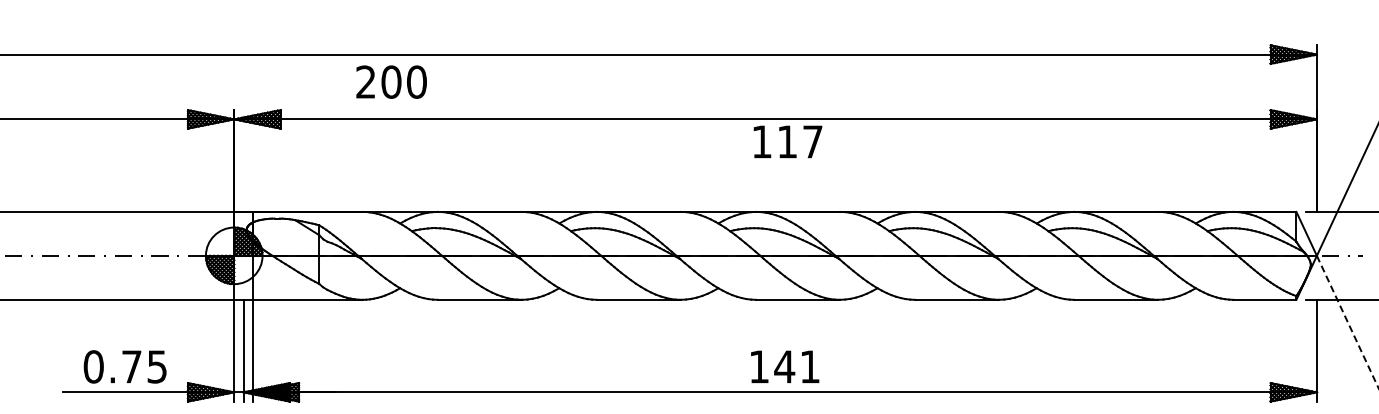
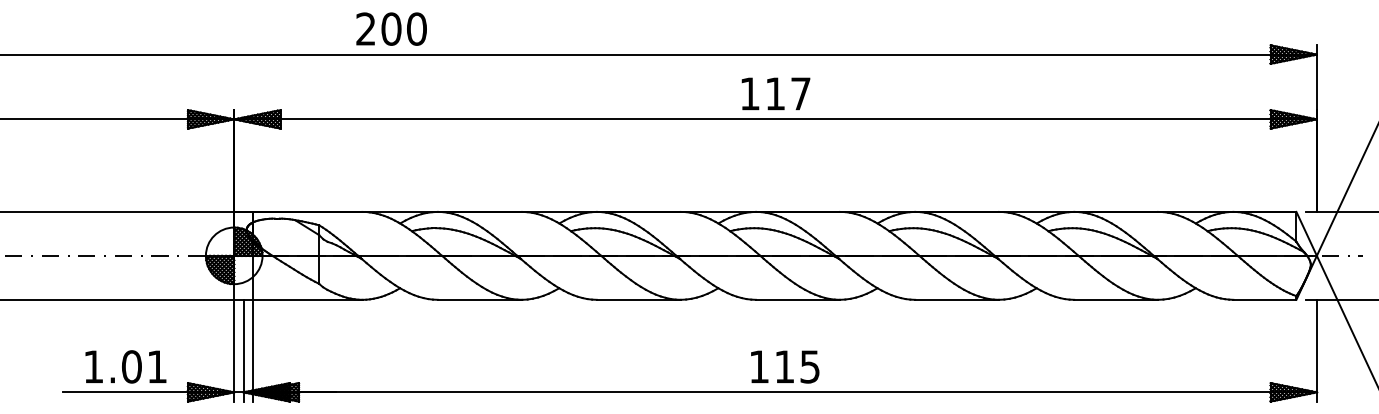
text position: (391, 81) -> (391, 28) (391, 28)
text position: (787, 141) -> (775, 93) (775, 93)
line: dashed -> solid (1347, 322)
text: 0.75 -> 1.01 (124, 366)
text: 141 -> 115 (796, 366)
